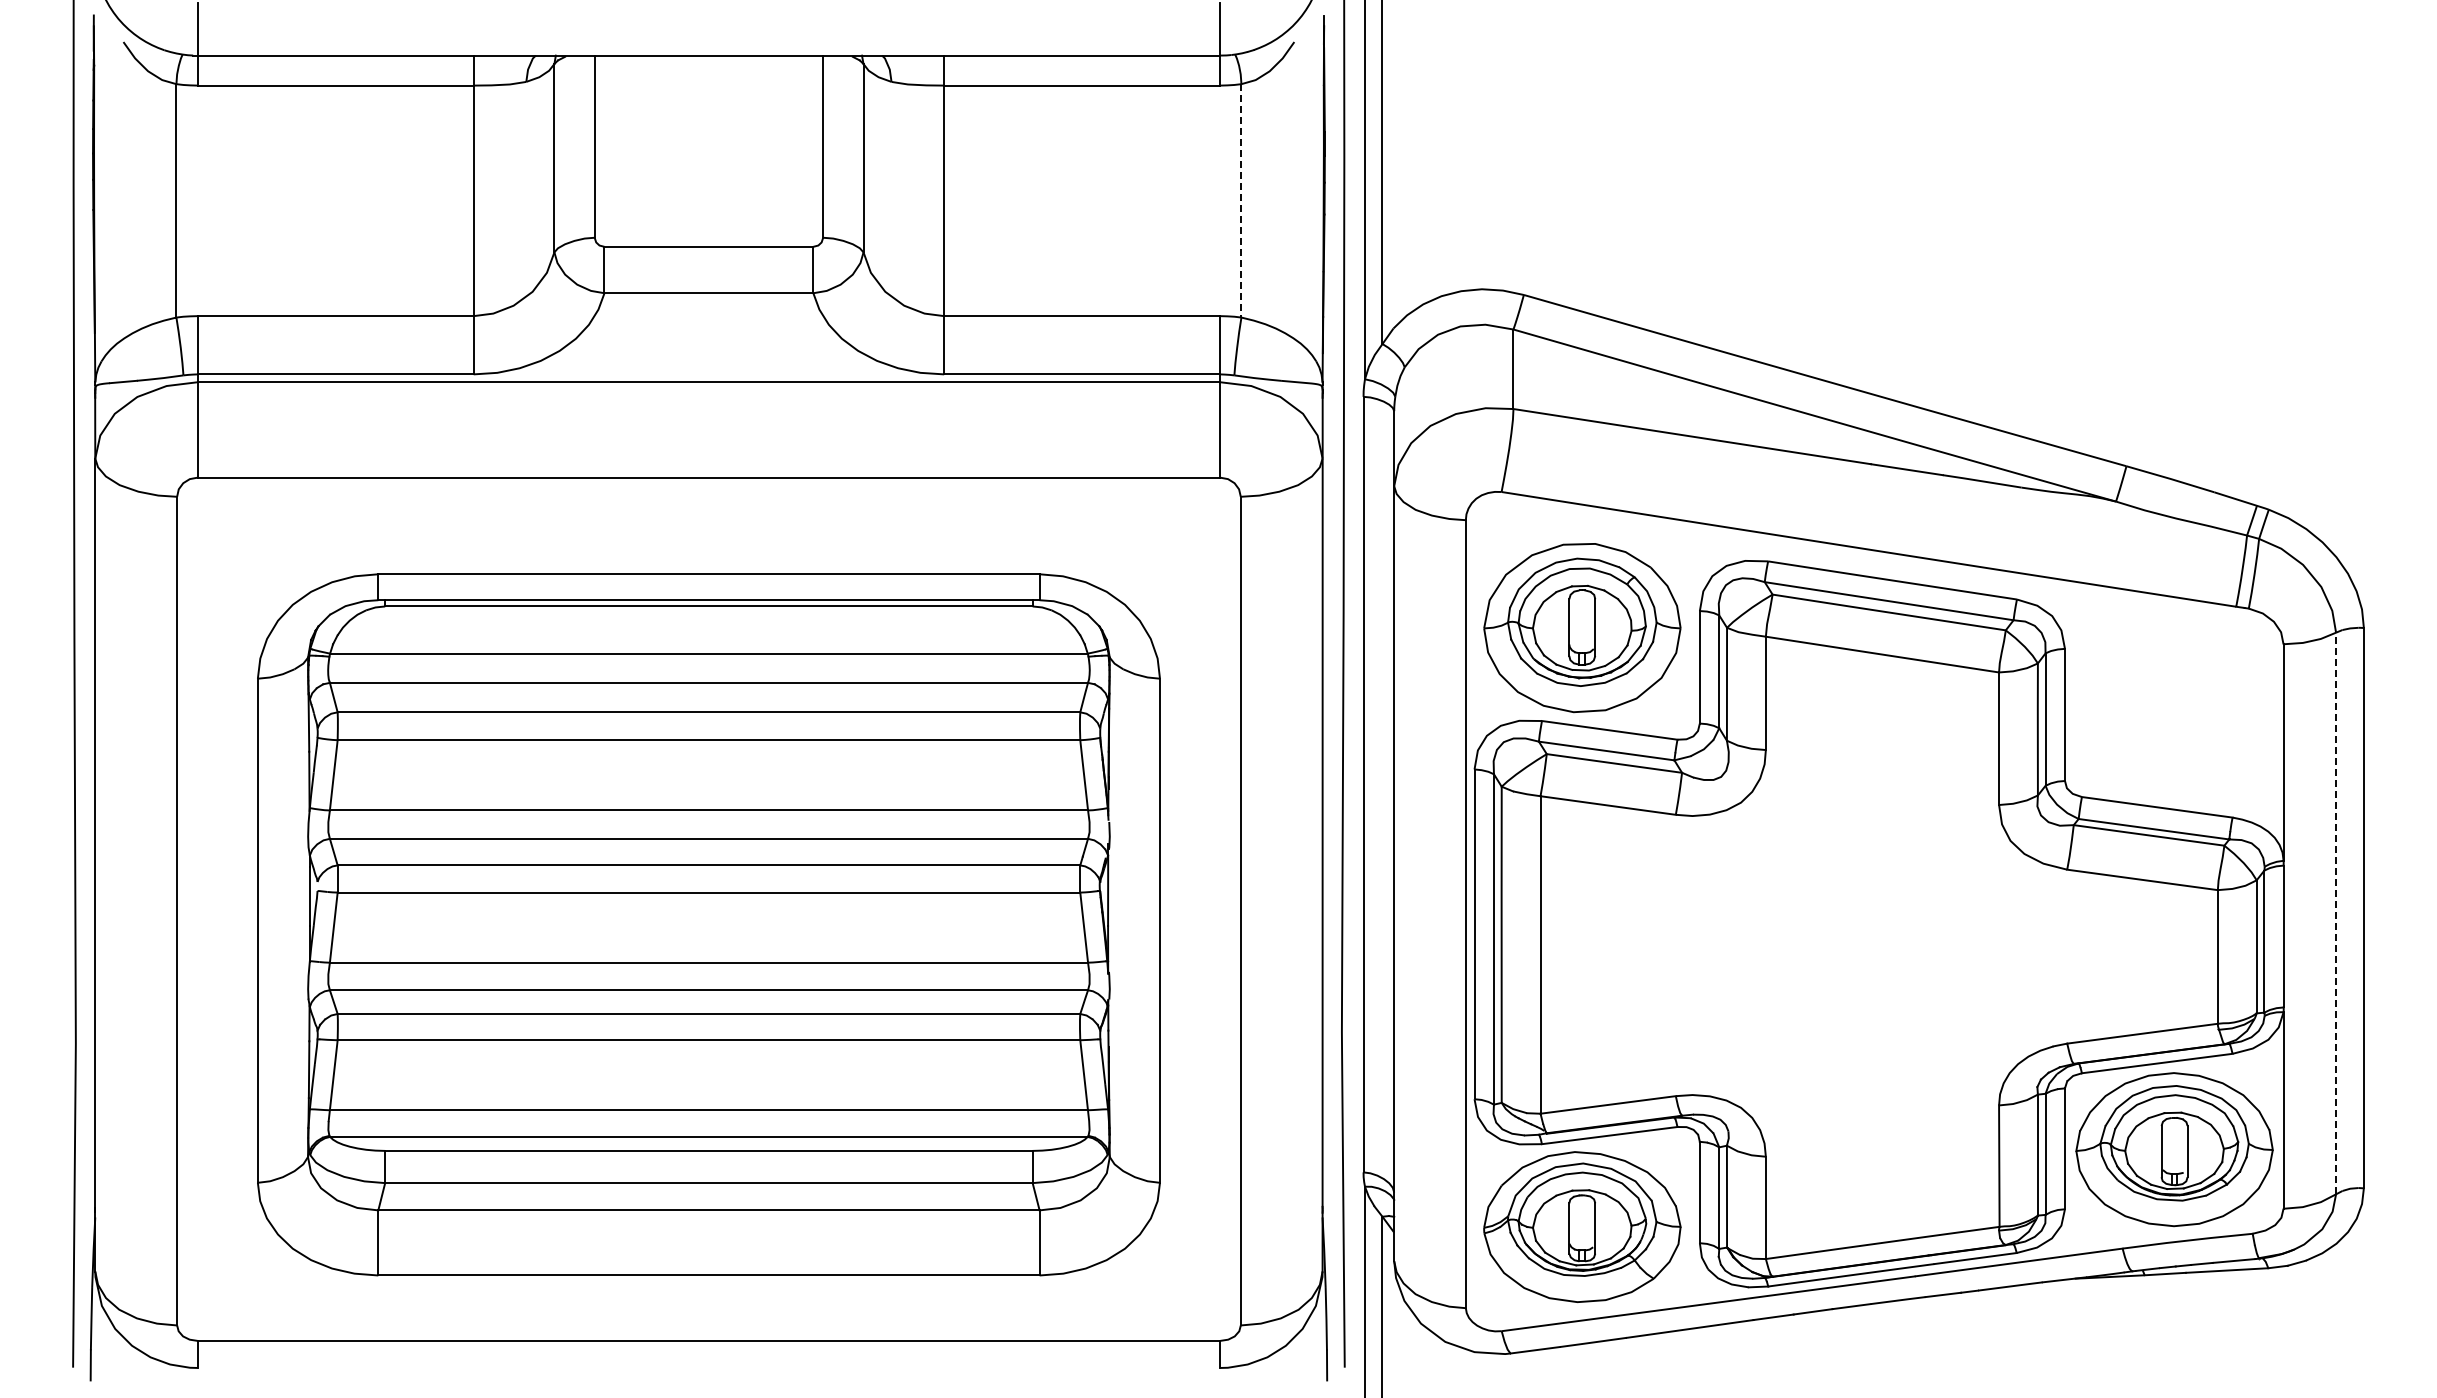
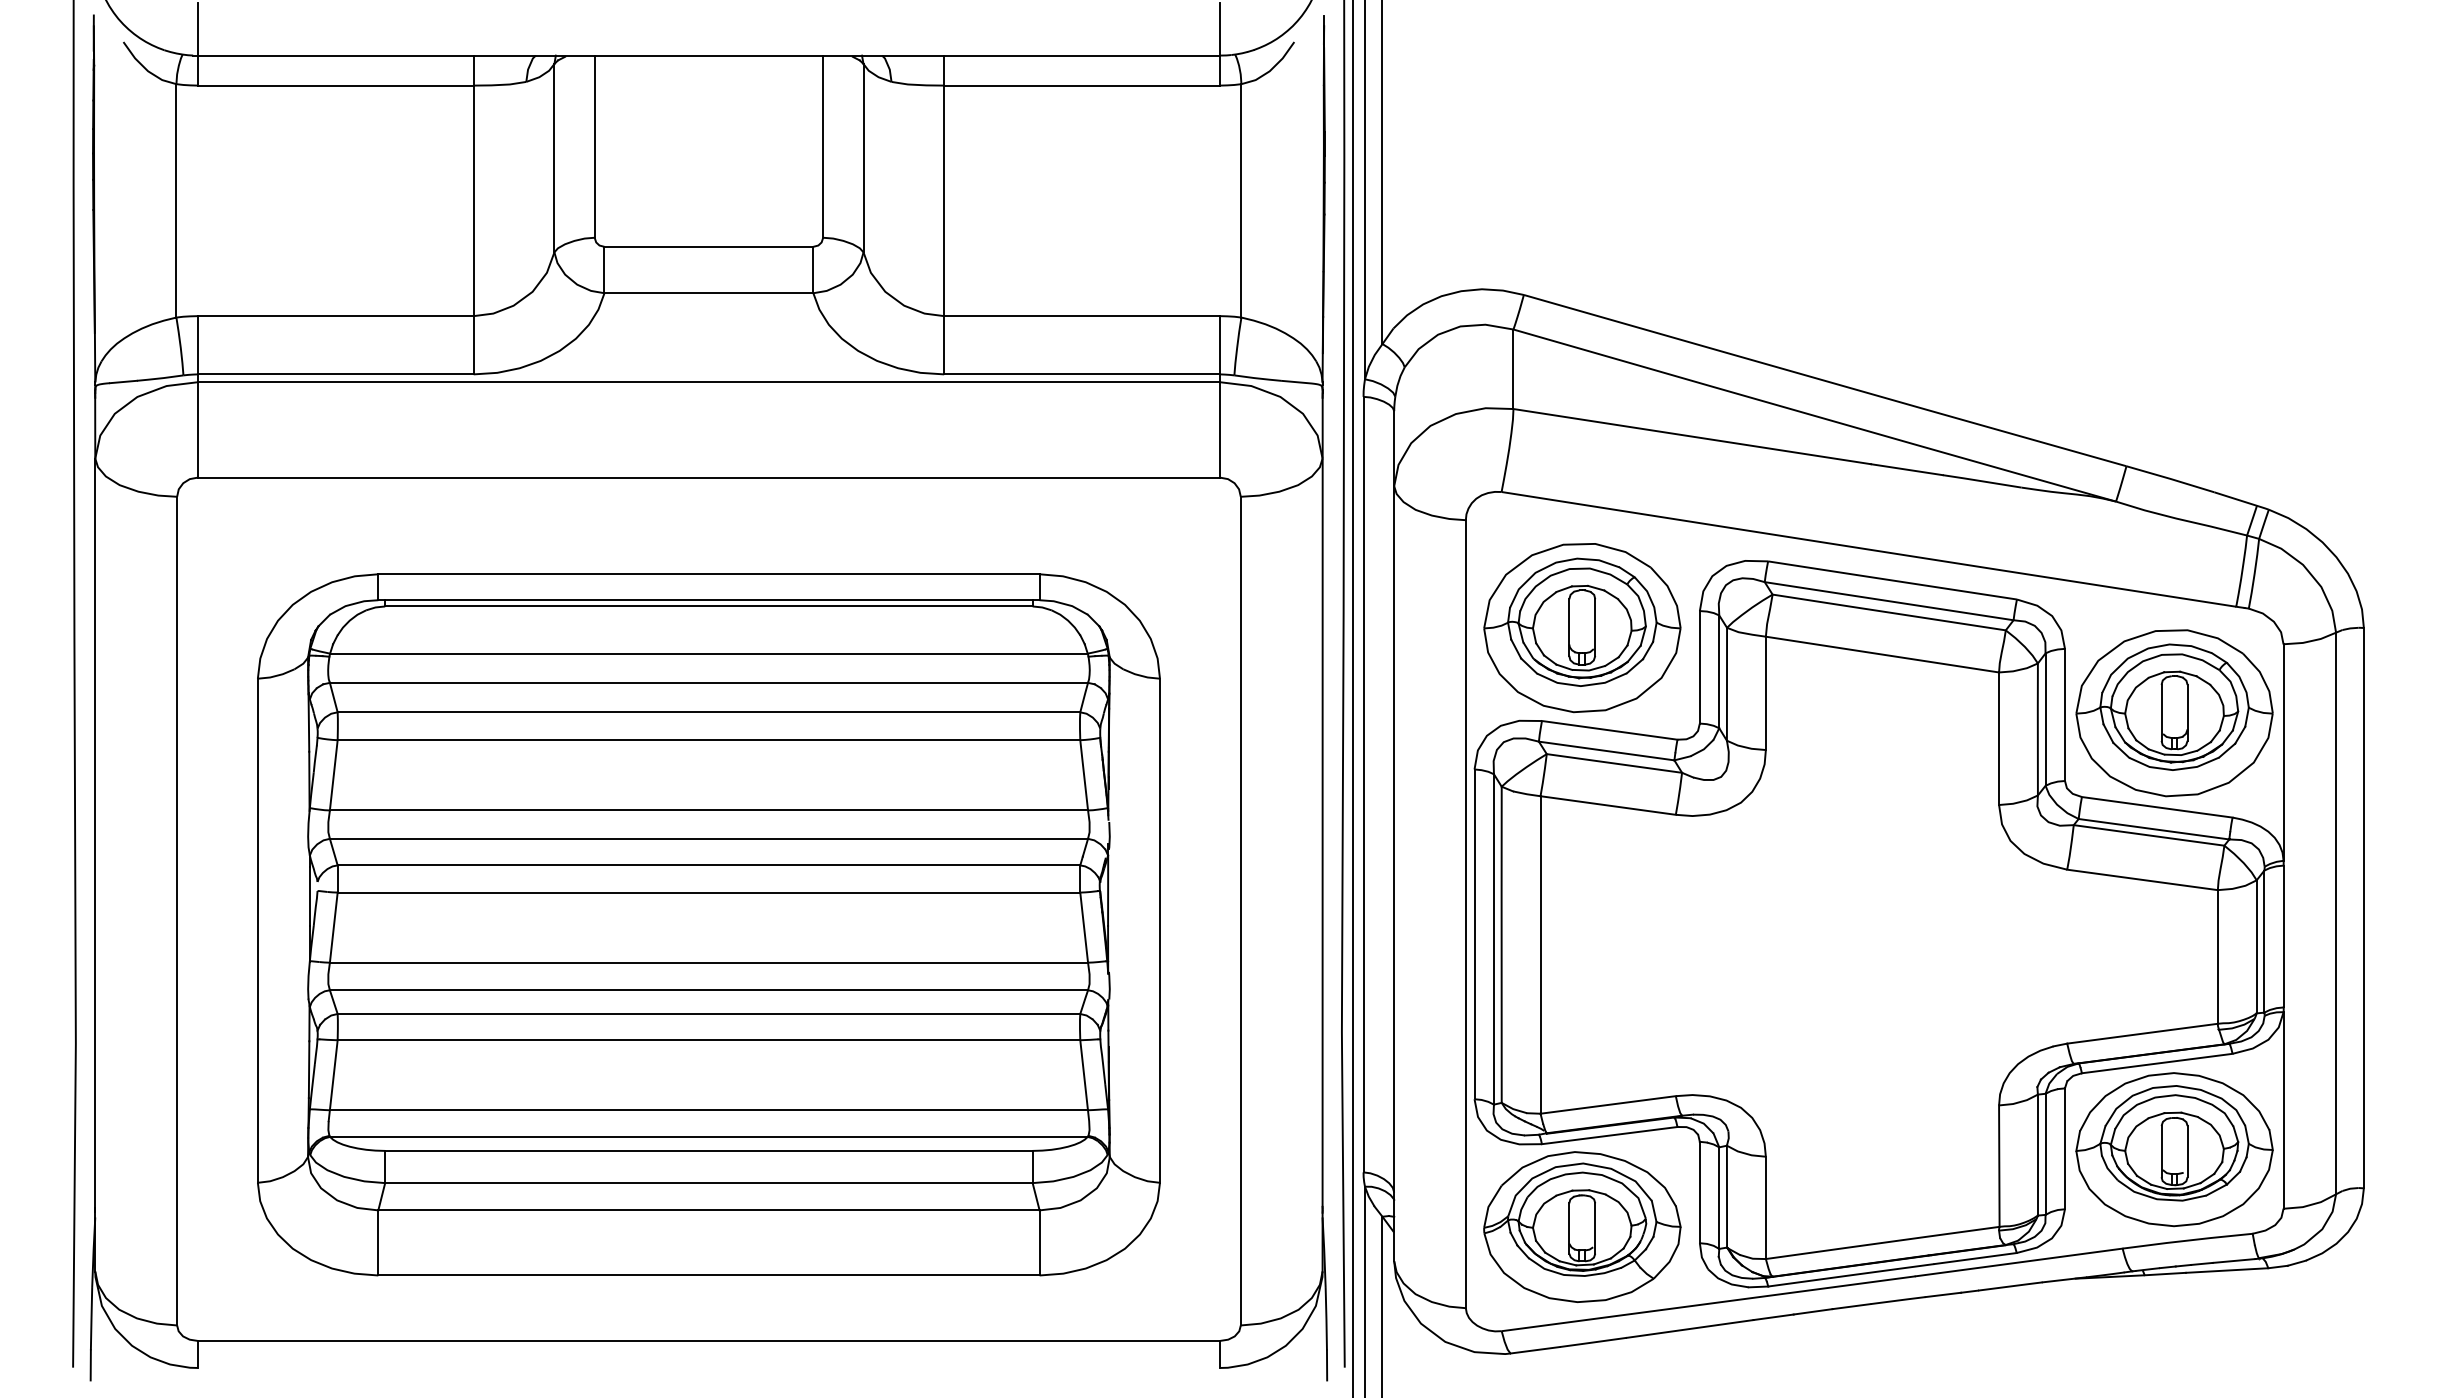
line: dashed -> solid (1241, 200)
line: none -> present (1353, 698)
part: none -> present (2174, 713)
line: dashed -> solid (2336, 913)
